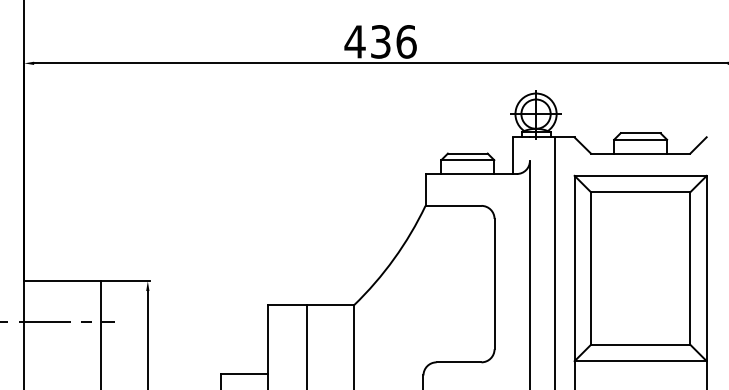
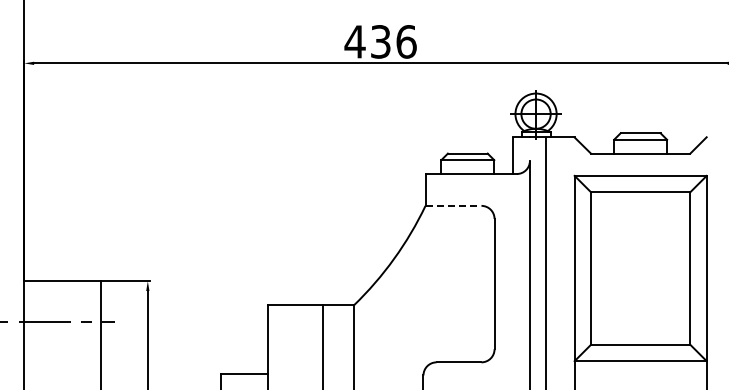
line: solid -> dashed (453, 205)
line position: (554, 261) -> (545, 261) (545, 261)
line position: (306, 345) -> (322, 345) (322, 345)
